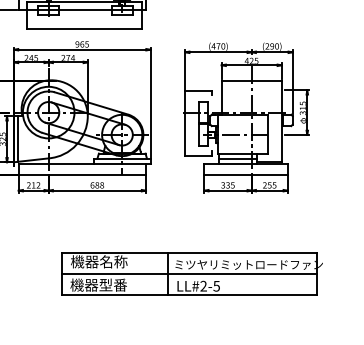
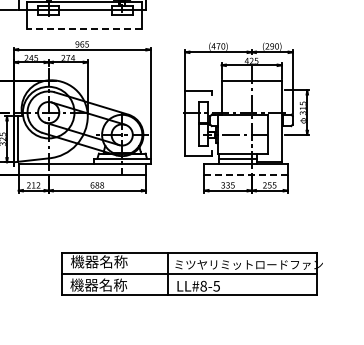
line: solid -> dashed (84, 28)
line: solid -> dashed (246, 174)
text: 機器型番 -> 機器名称 (113, 284)
text: LL#2-5 -> LL#8-5 (203, 286)
